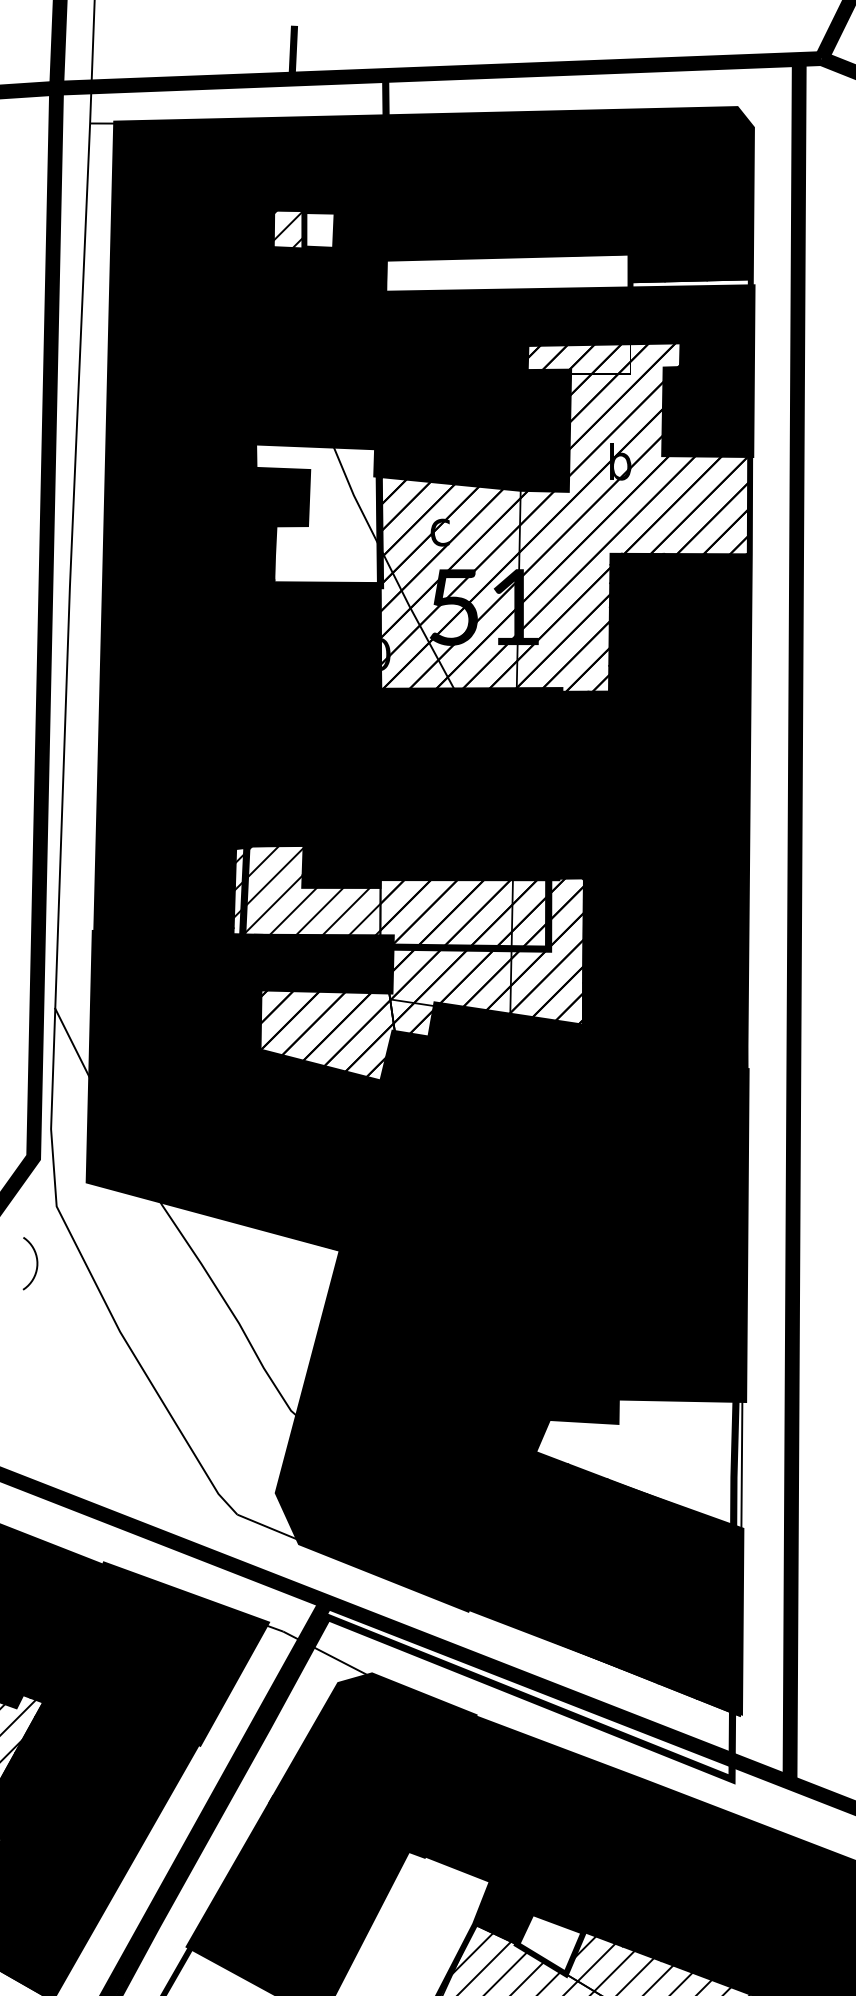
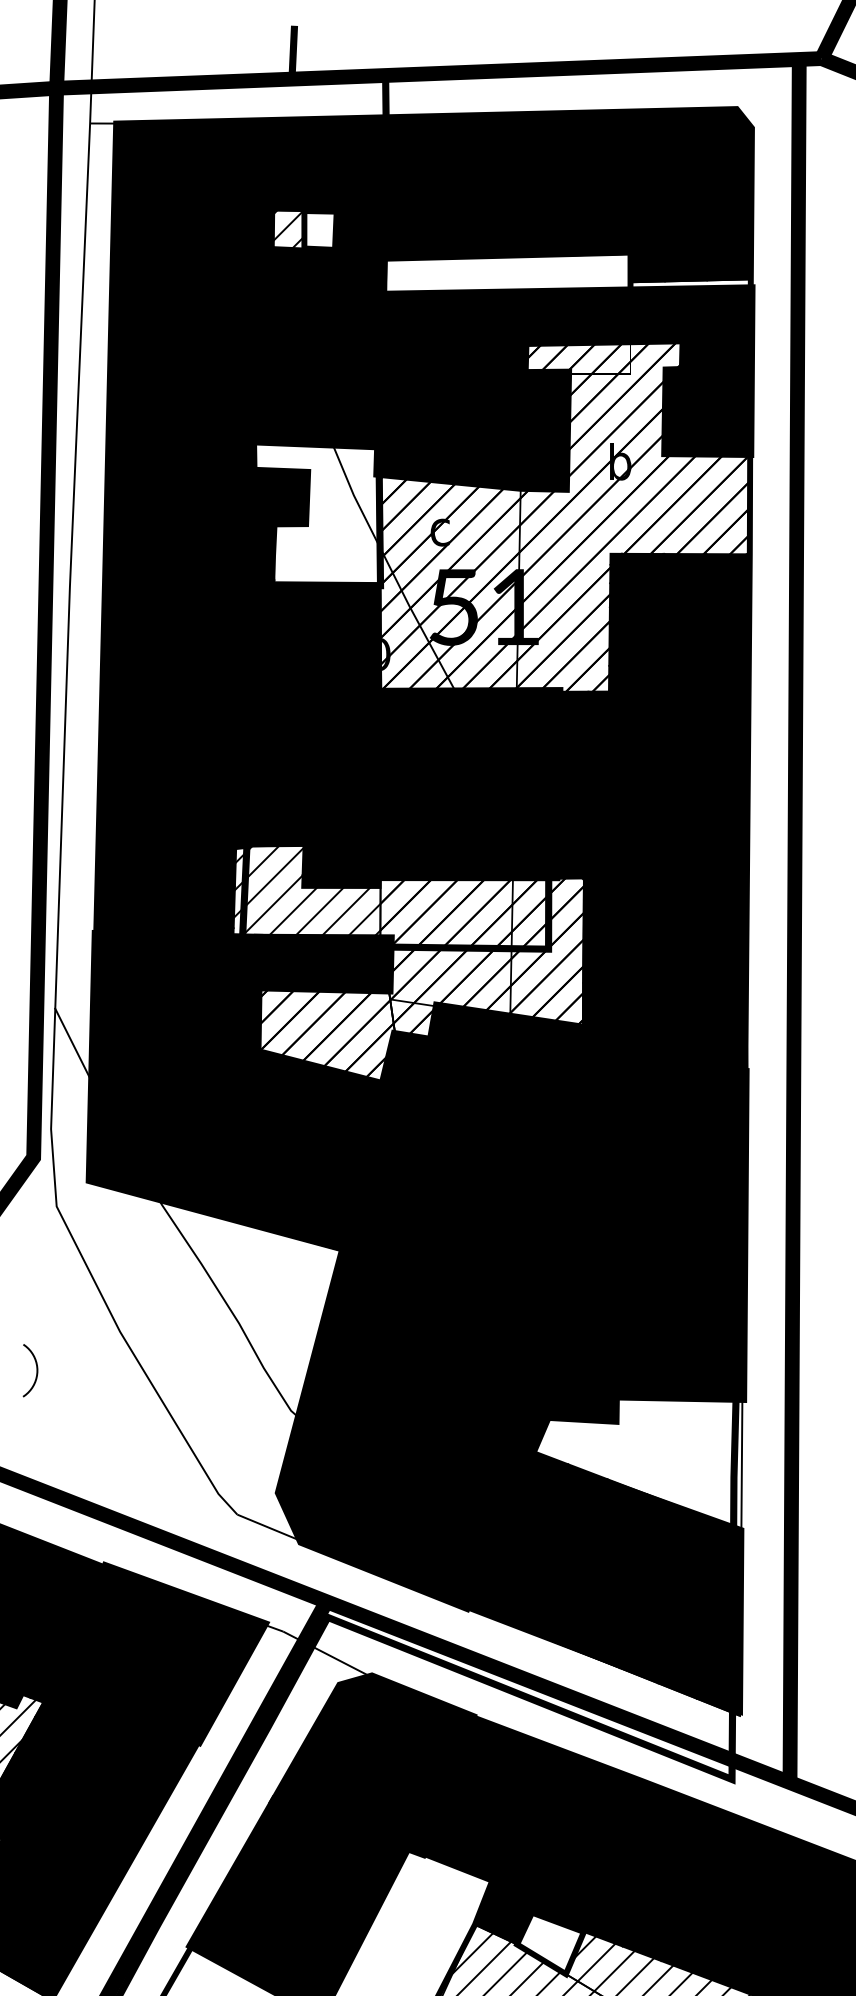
curve position: (36, 1263) -> (36, 1370) (36, 1370)
